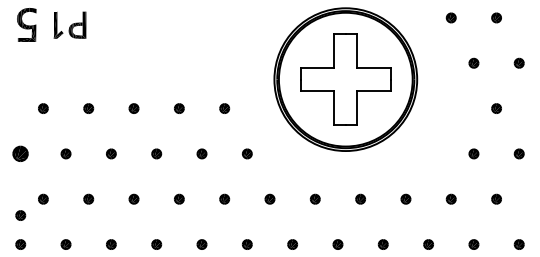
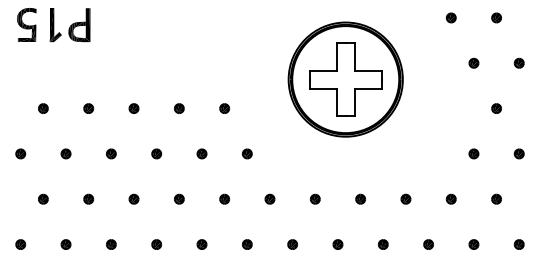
part size: 34x28 px -> 42x35 px (69, 25)
part size: 146x145 px -> 117x117 px (345, 79)
part size: 17x17 px -> 12x12 px (20, 153)
part: present -> none (20, 215)
